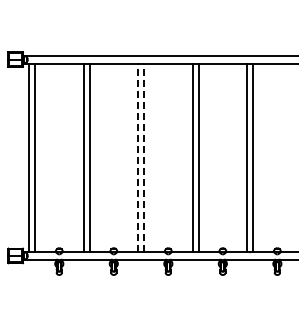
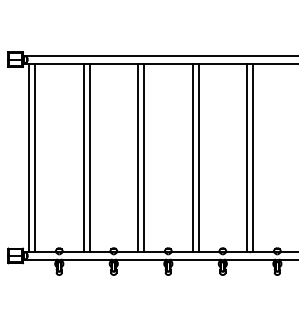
line: dashed -> solid (138, 157)
line: dashed -> solid (144, 157)
